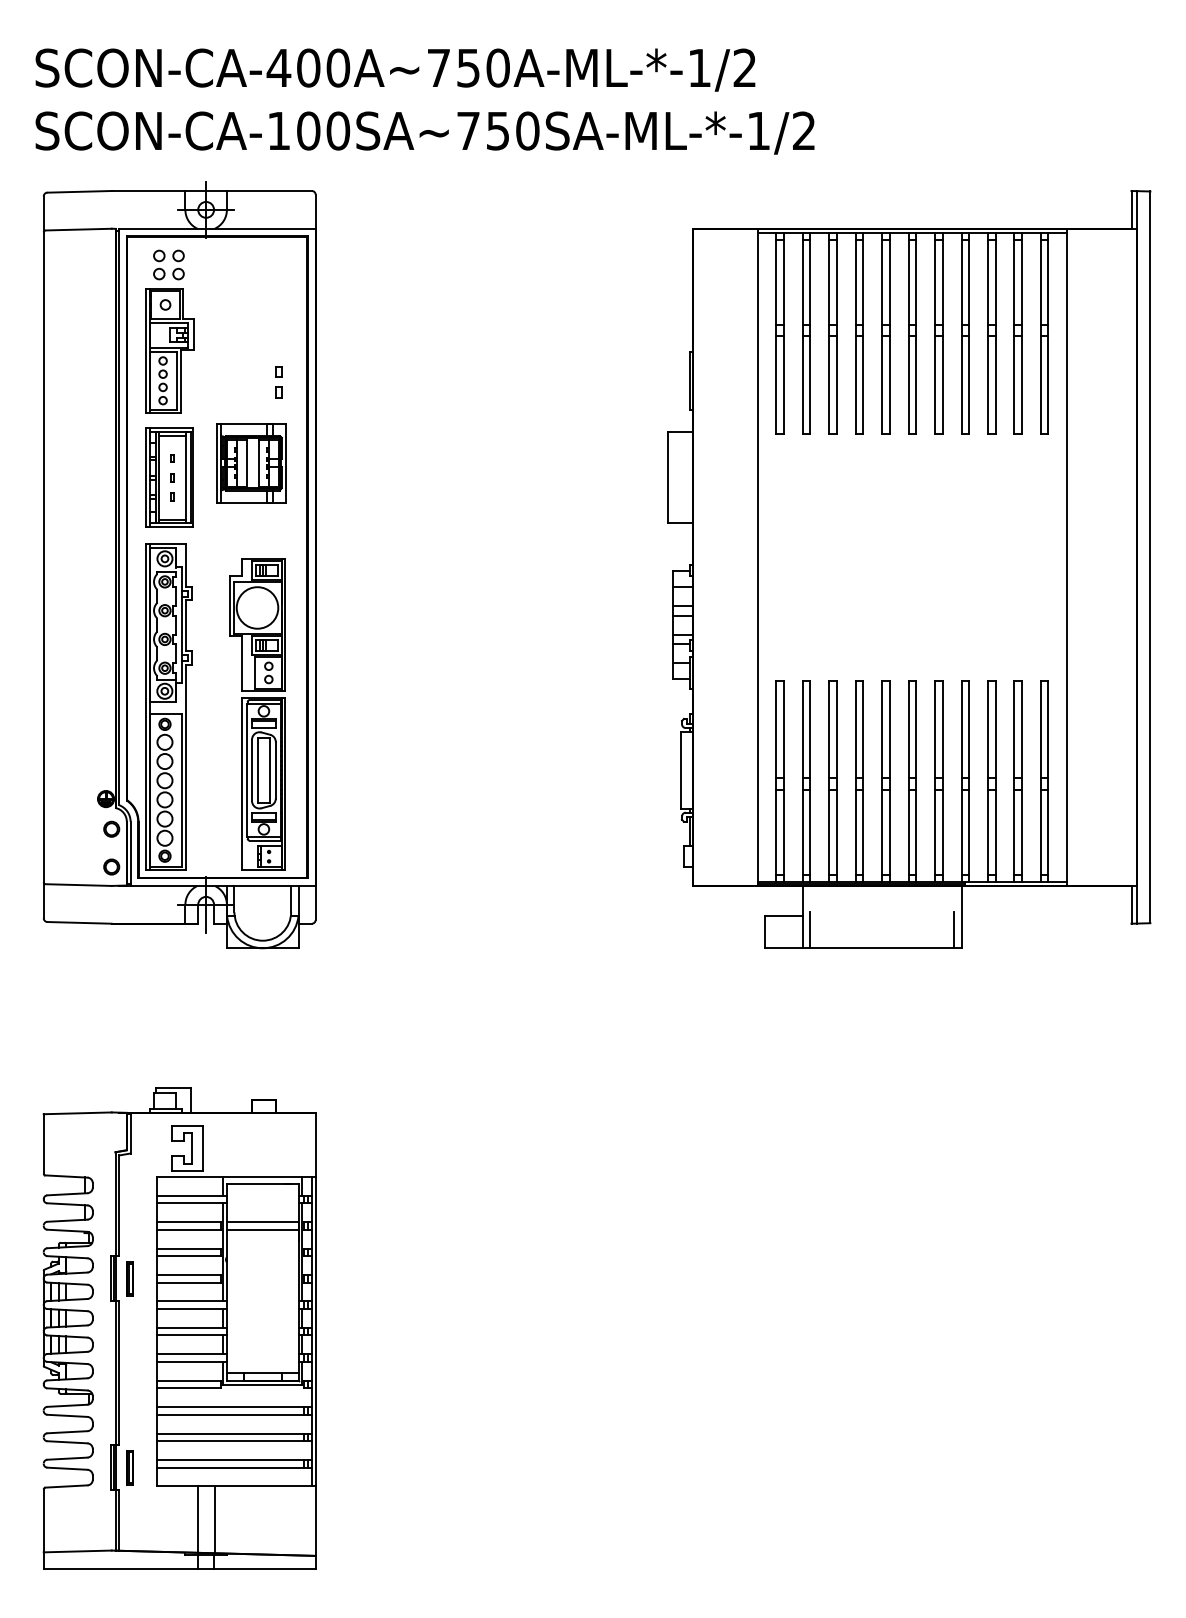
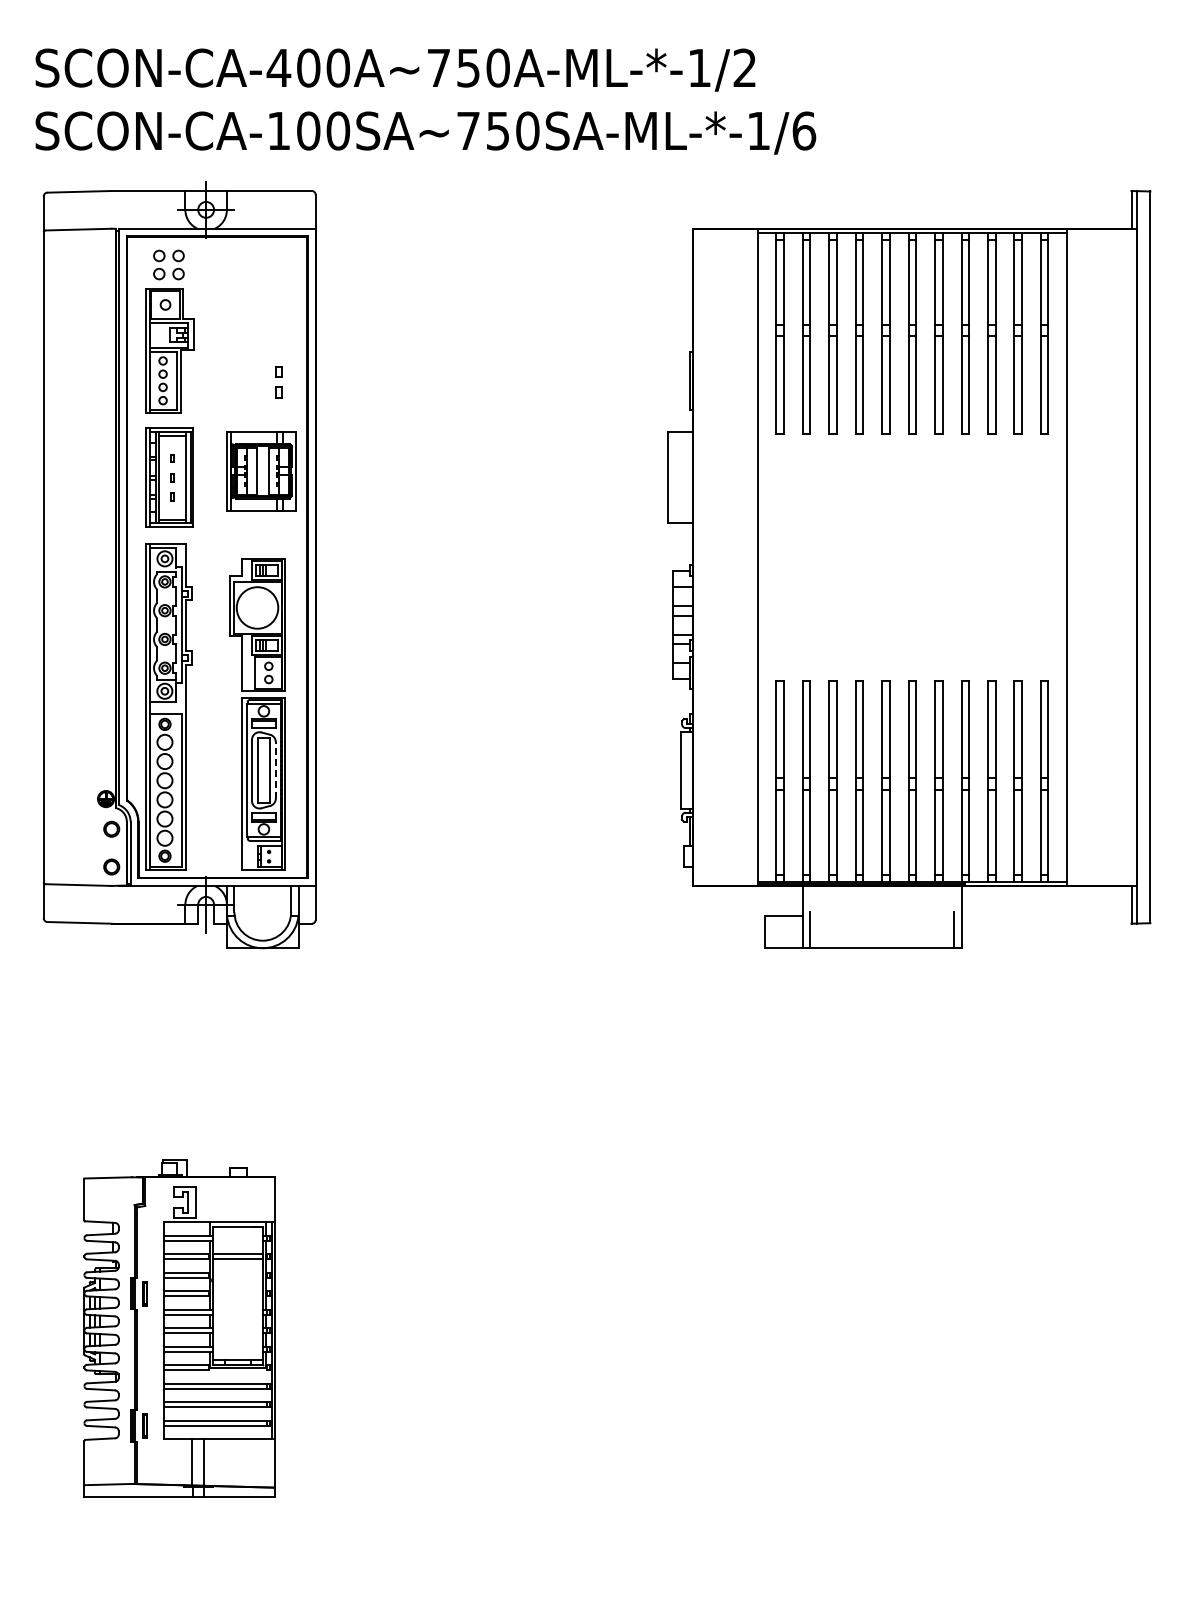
text: SCON-CA-100SA~750SA-ML-*-1/2 -> SCON-CA-100SA~750SA-ML-*-1/6 (804, 130)
part position: (251, 463) -> (261, 471) (261, 471)
line: solid -> dashed (275, 769)
part size: 275x483 px -> 193x339 px (179, 1328)
